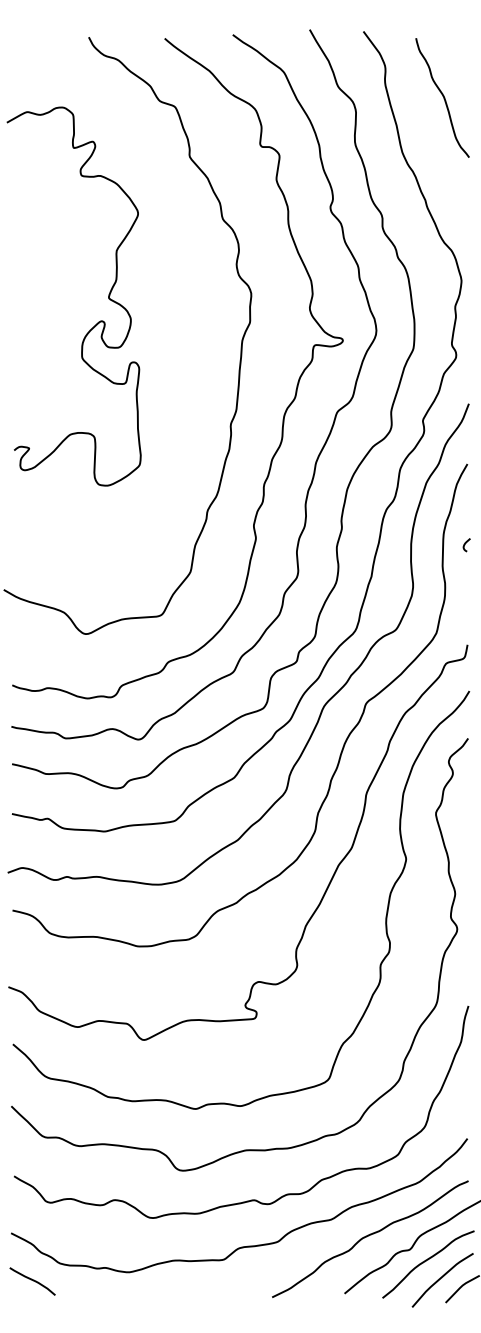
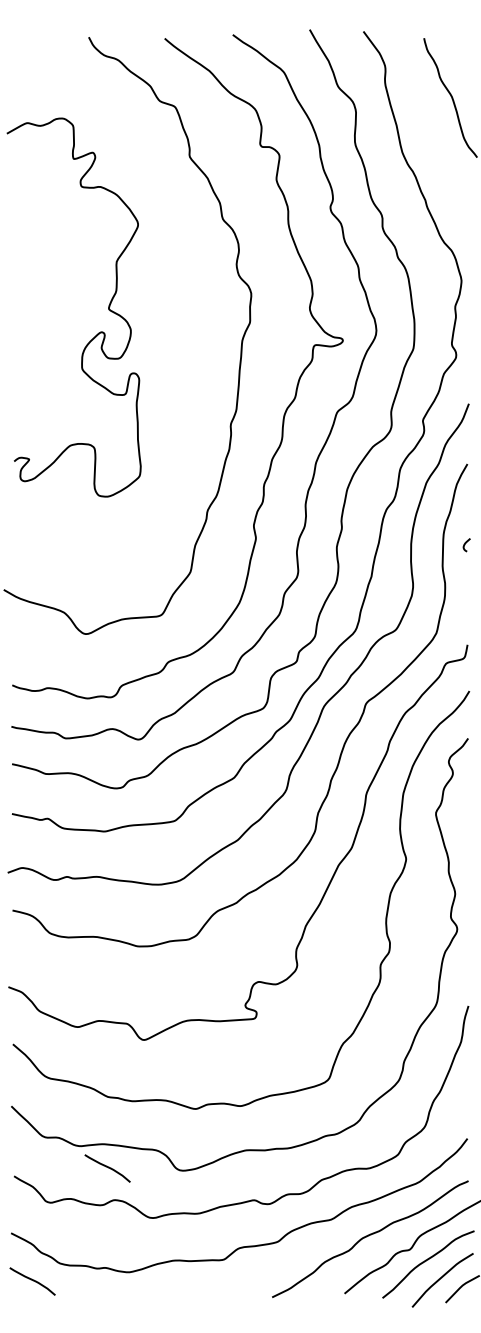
curve position: (442, 96) -> (450, 96) (450, 96)
curve position: (108, 296) -> (108, 307) (108, 307)
curve: none -> present (107, 1167)
